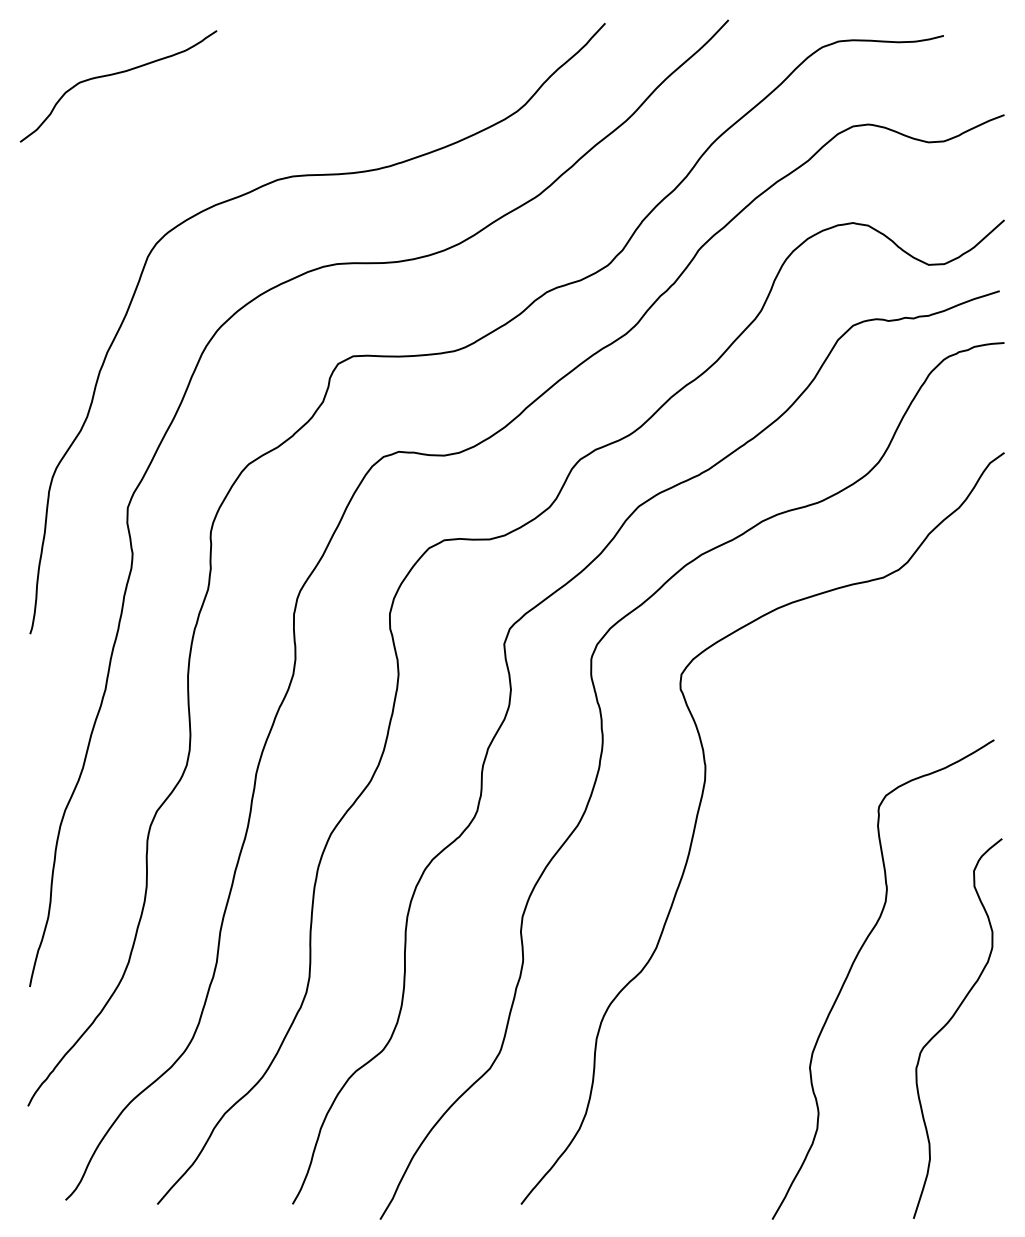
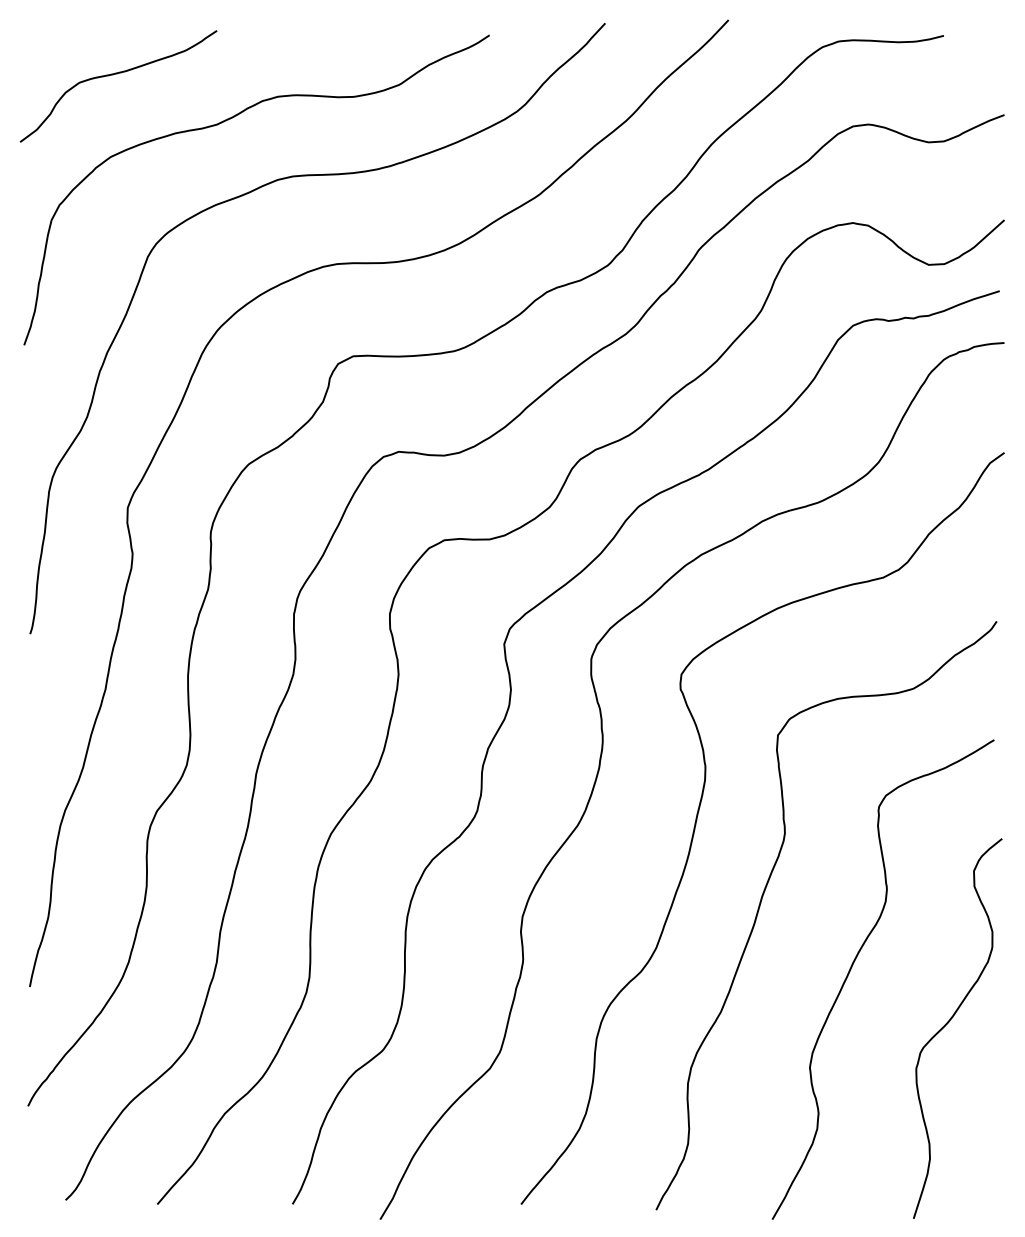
curve: none -> present (224, 122)
curve: none -> present (765, 891)
